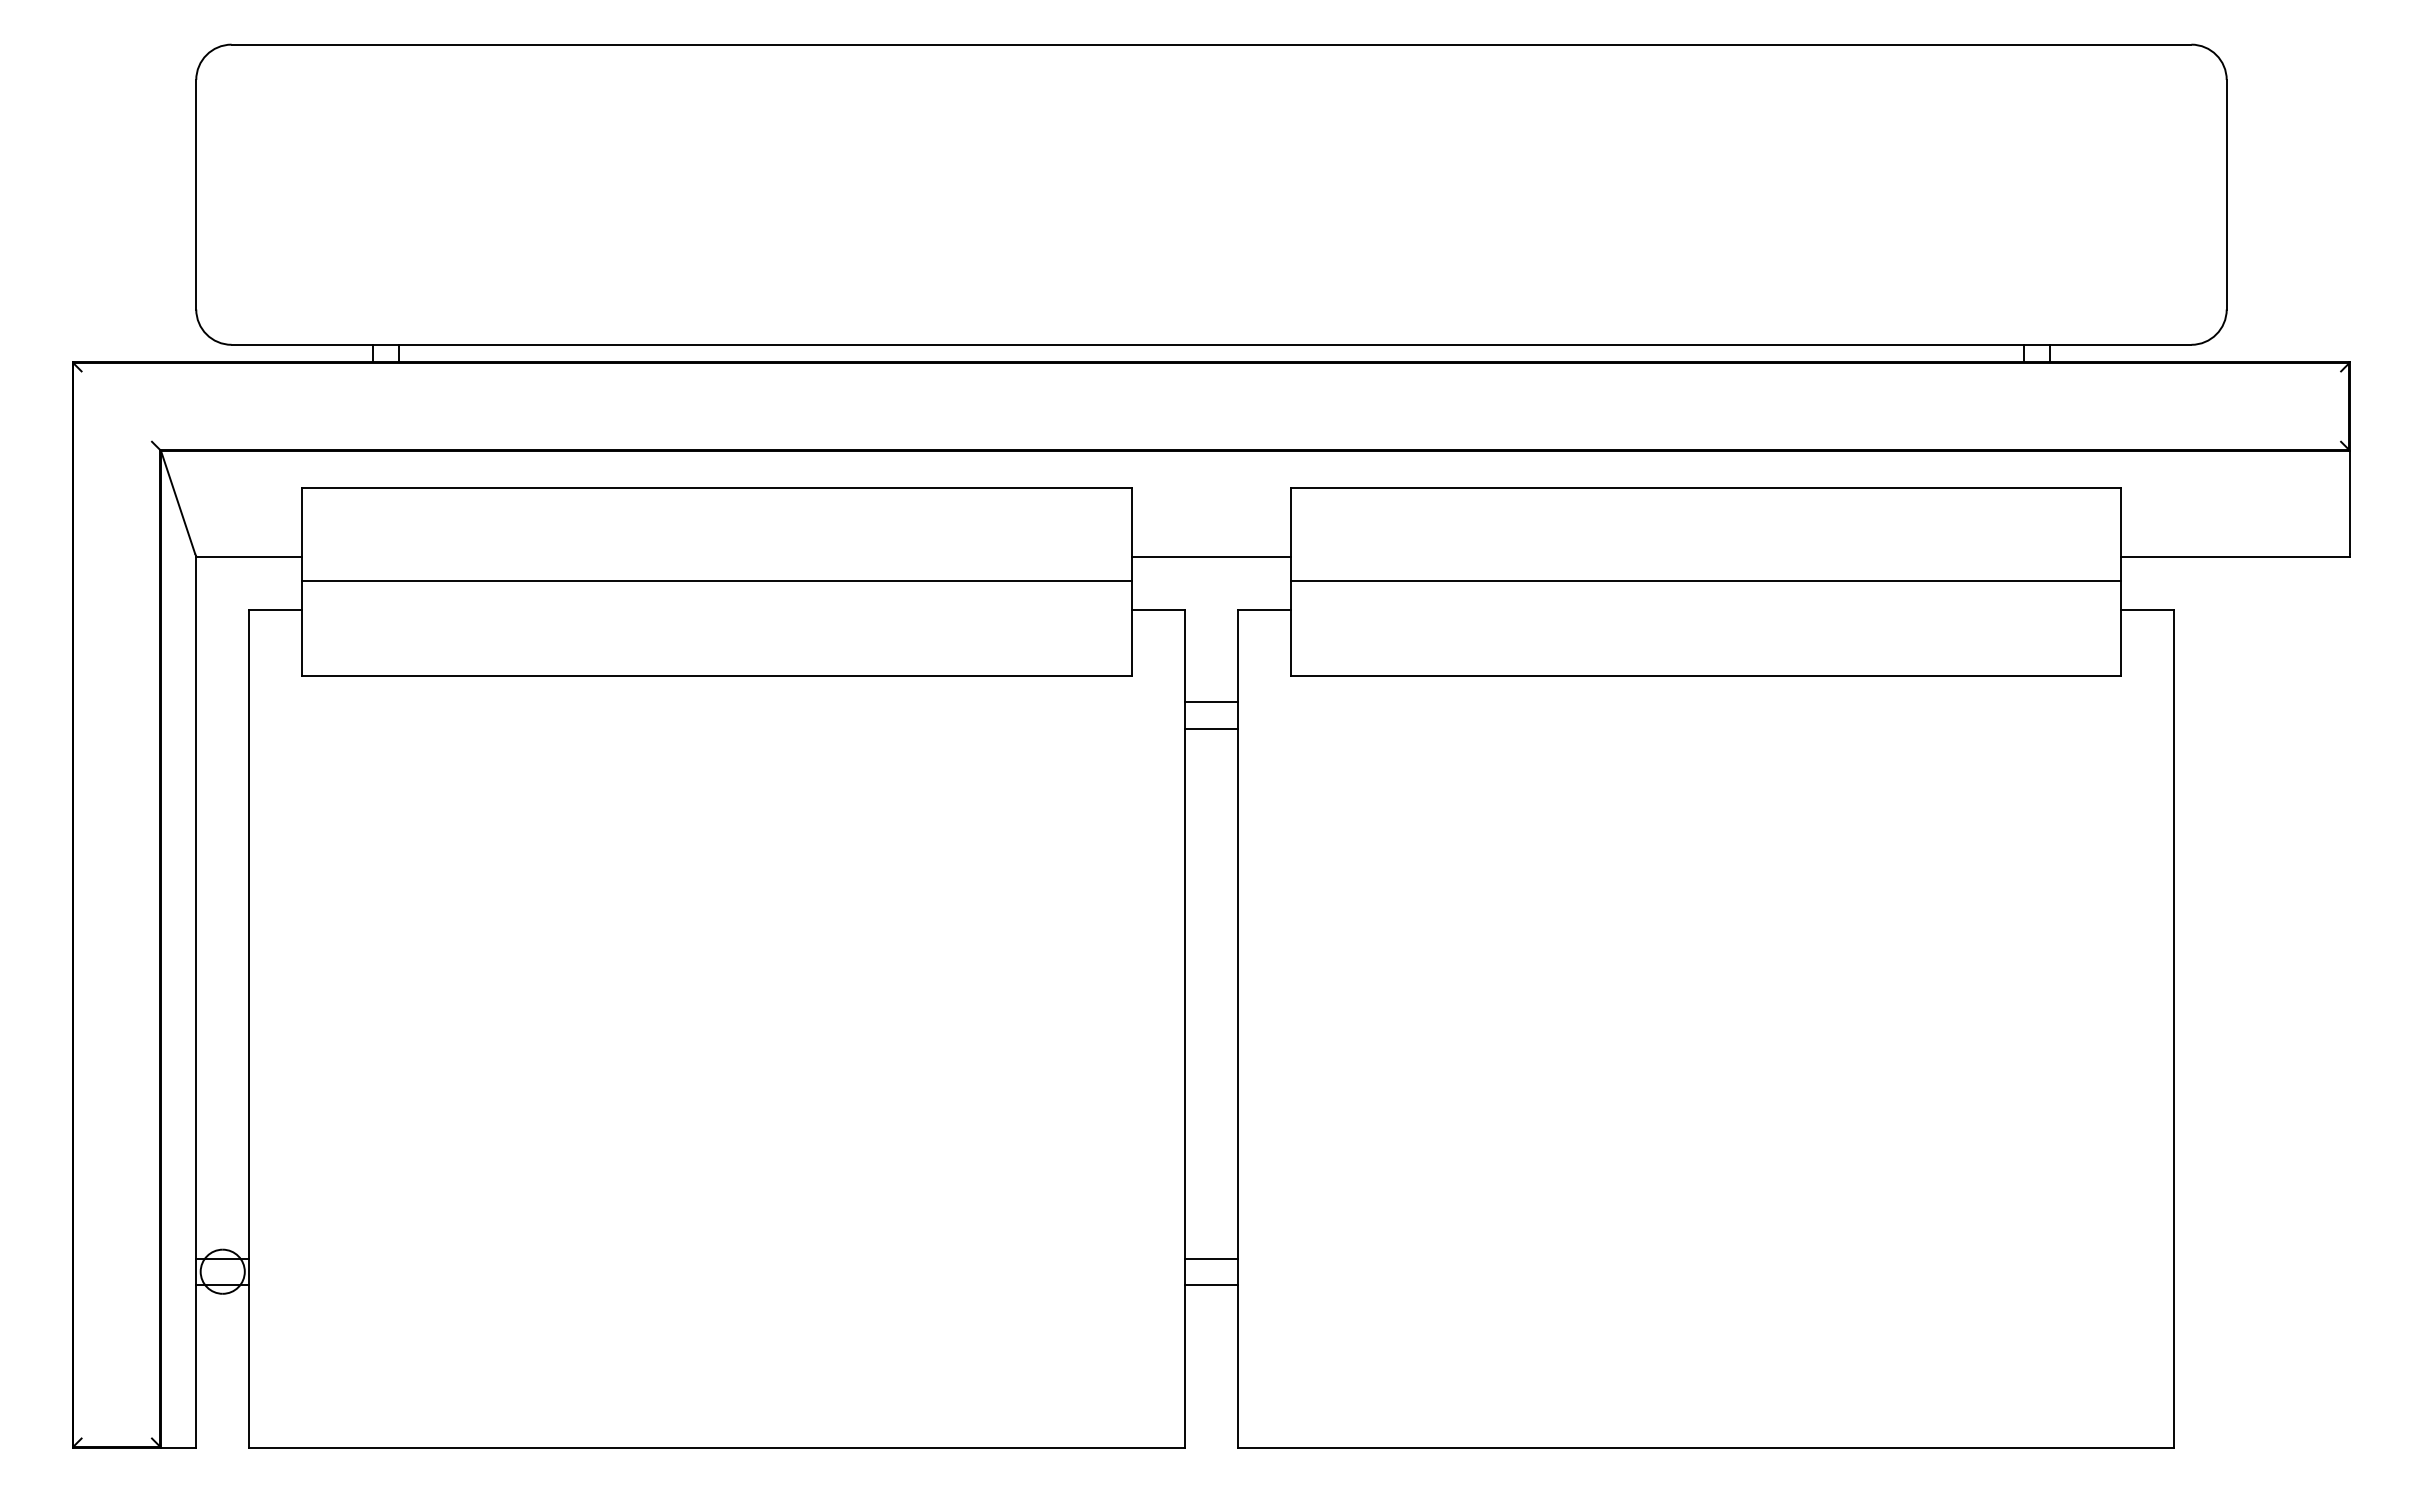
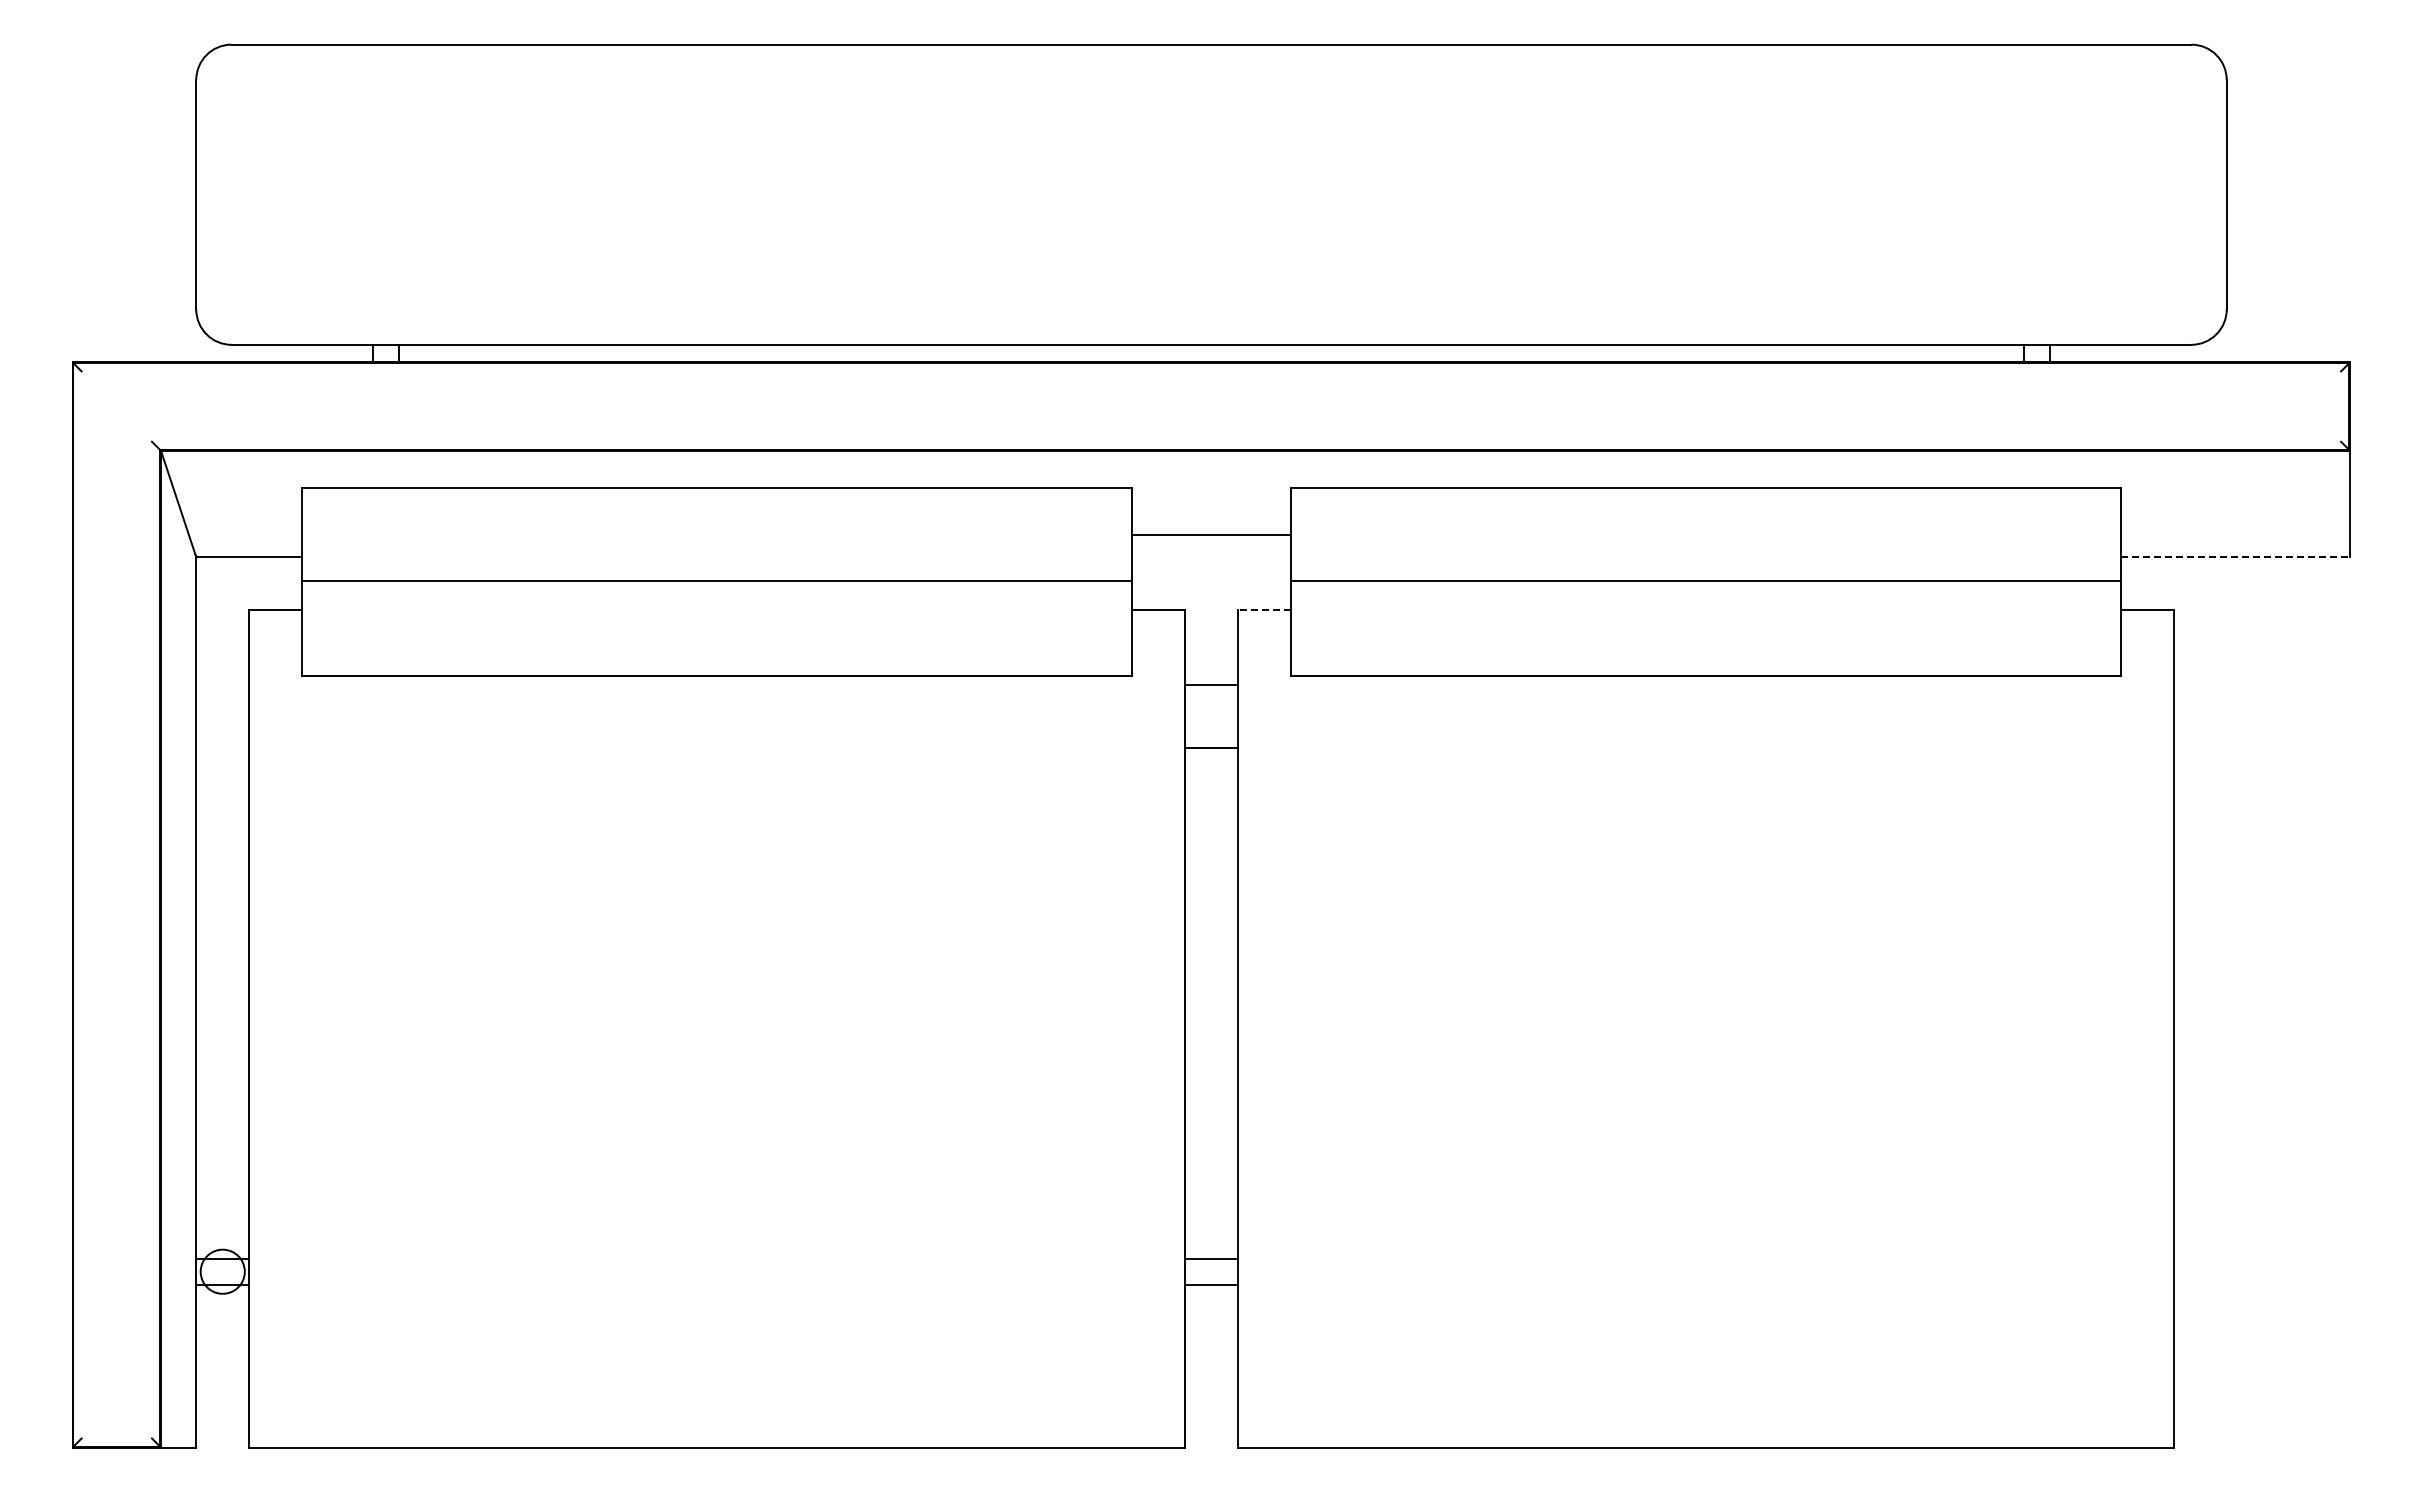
line position: (1211, 556) -> (1211, 534) (1211, 534)
line: solid -> dashed (2235, 556)
line: solid -> dashed (1263, 609)
line position: (1211, 702) -> (1211, 685) (1211, 685)
line position: (1211, 728) -> (1211, 747) (1211, 747)
